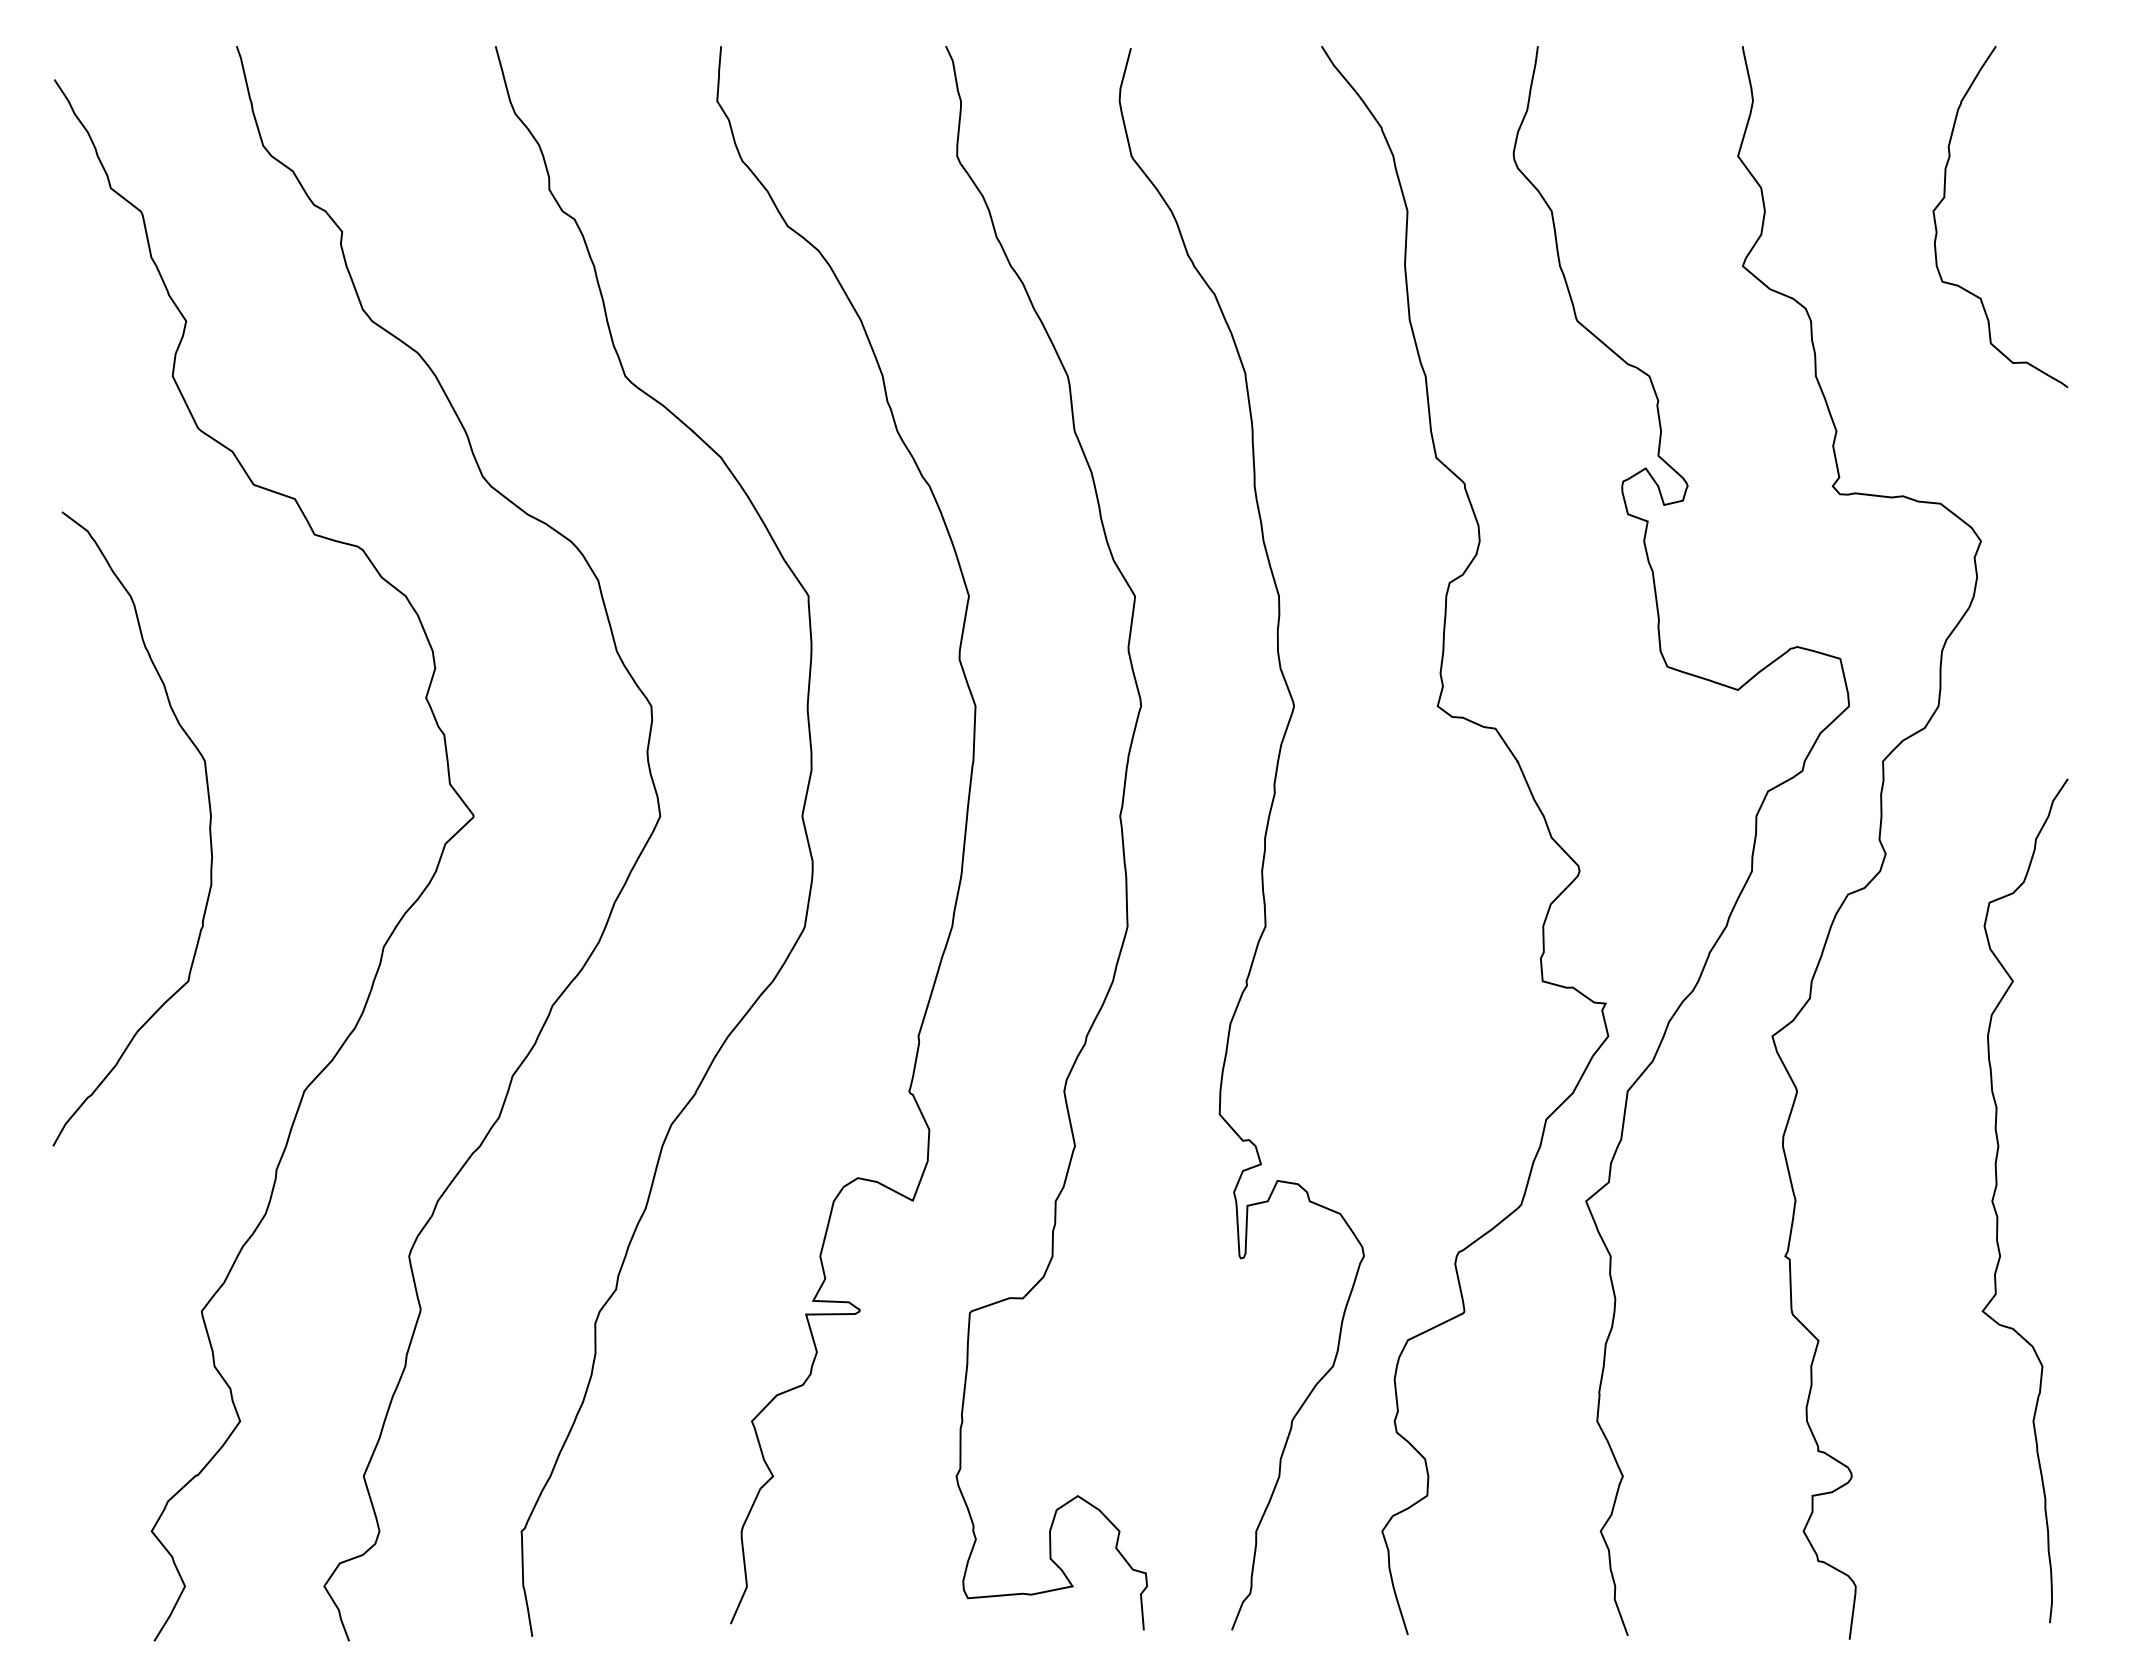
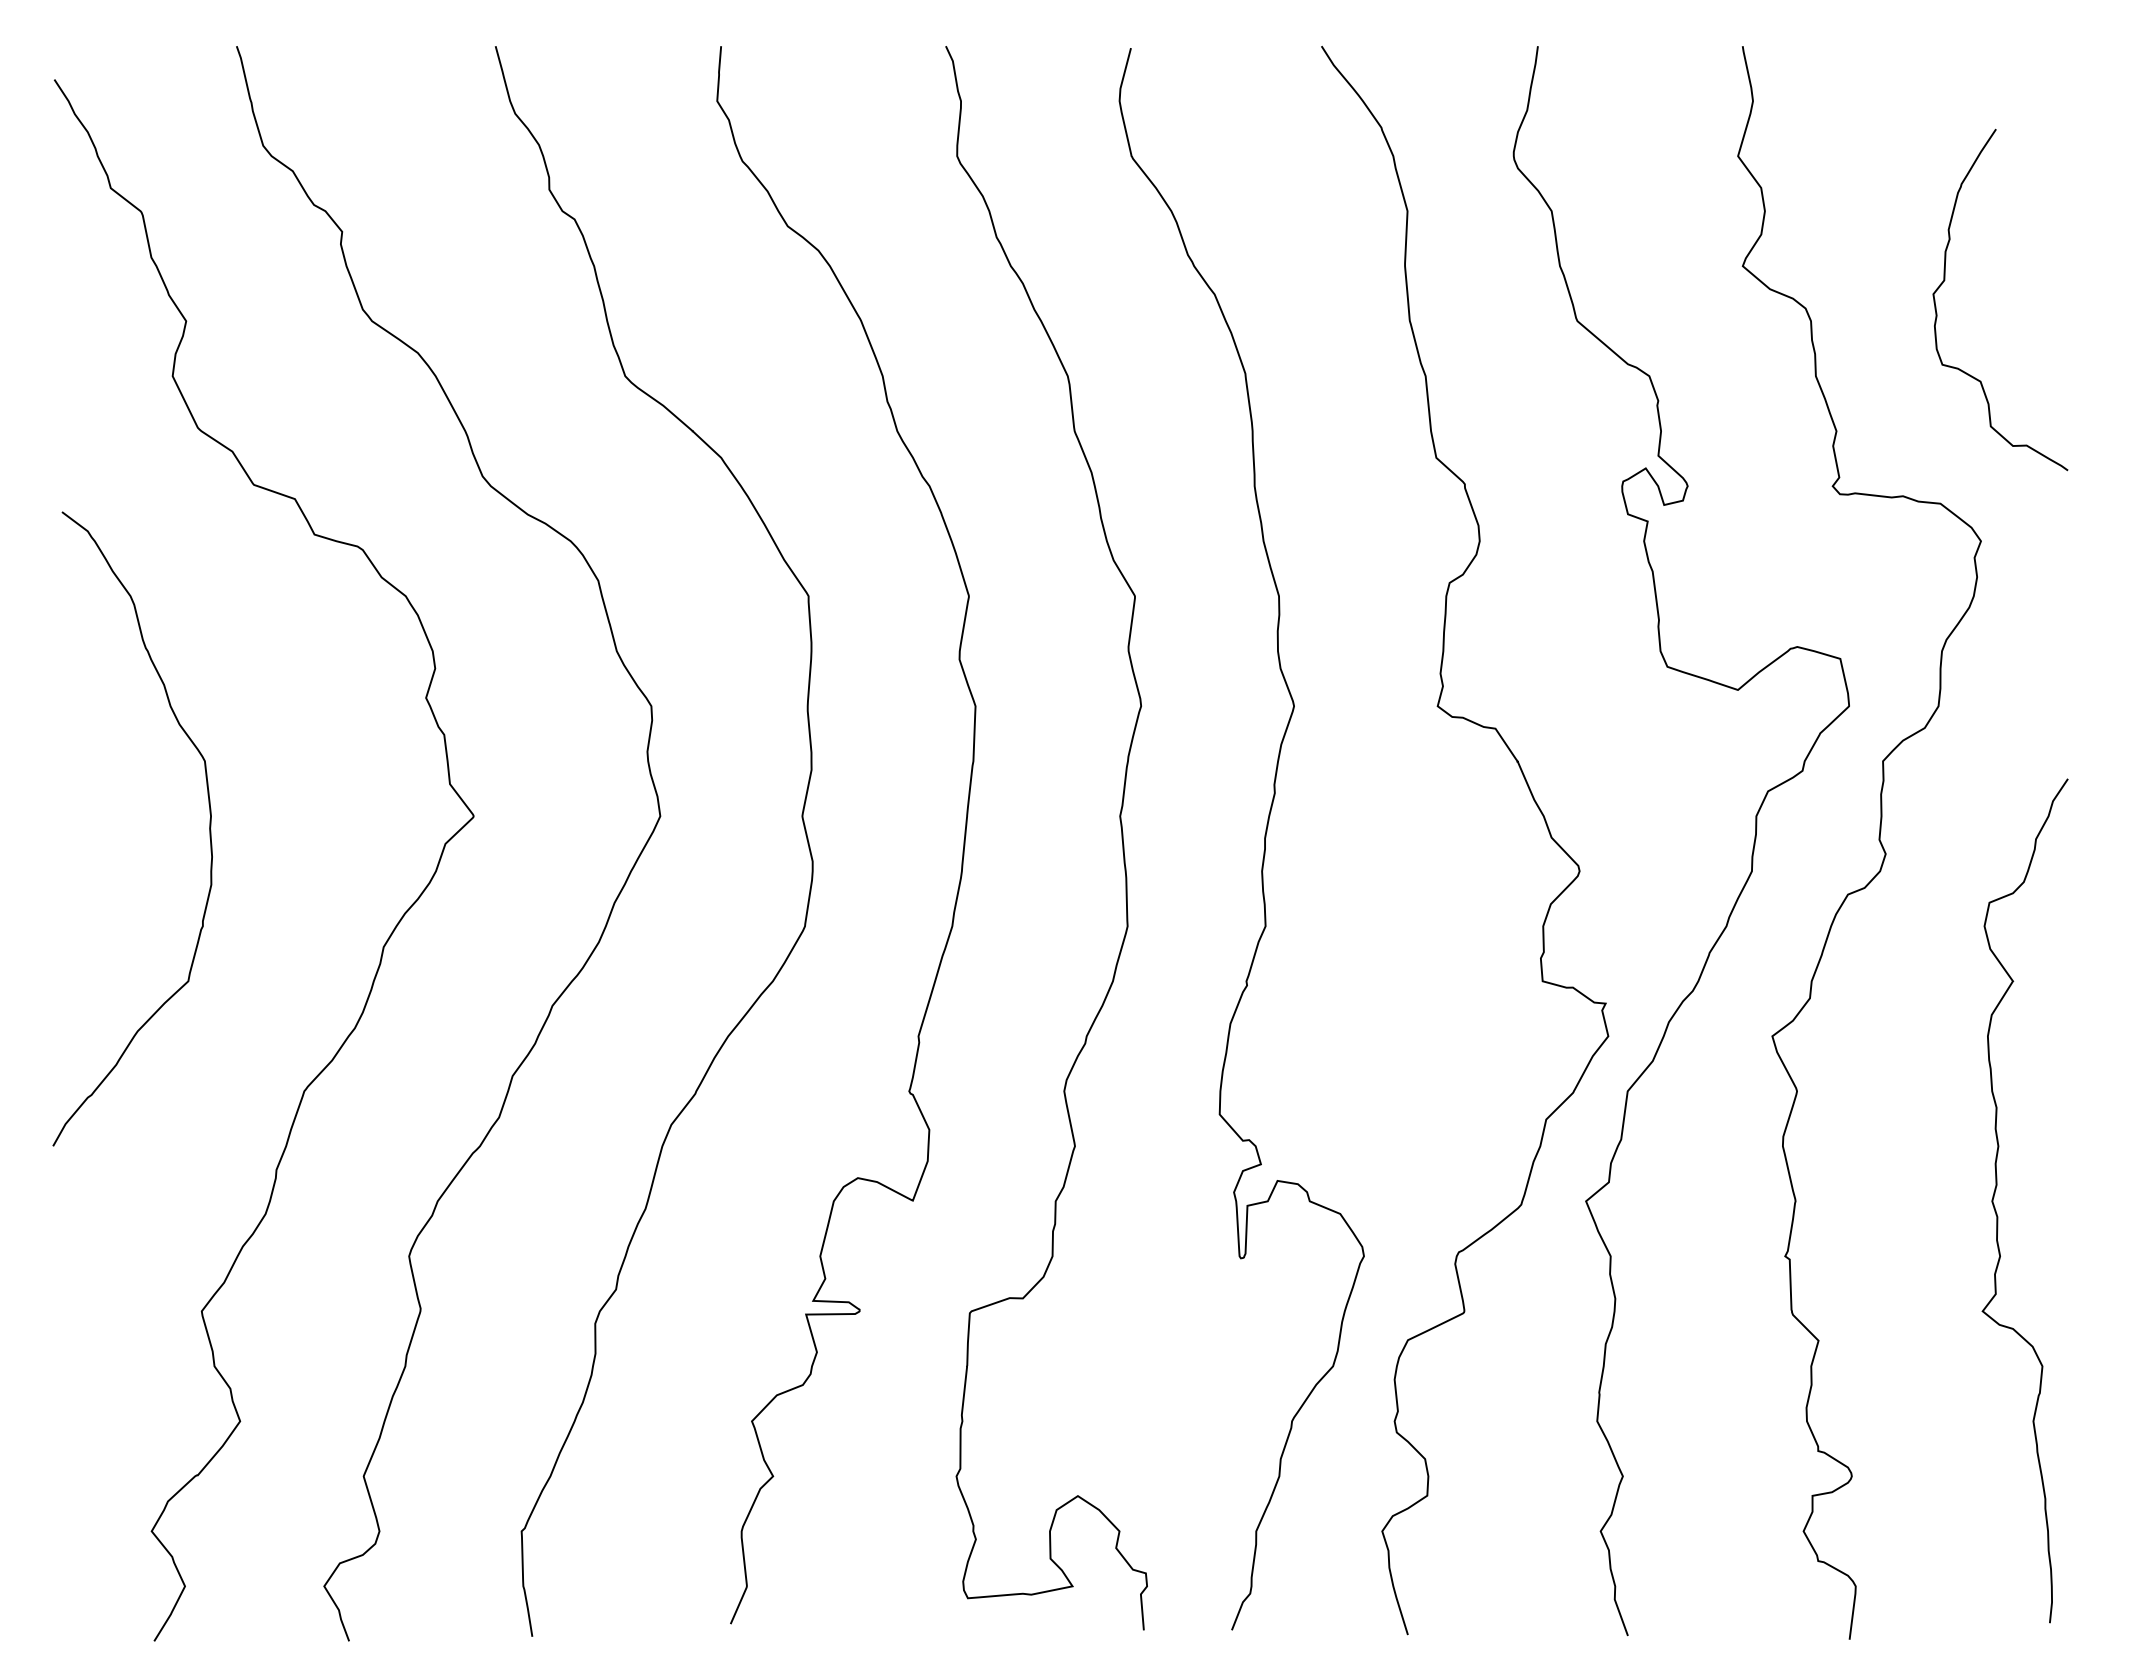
curve position: (1945, 197) -> (1945, 280) (1945, 280)
